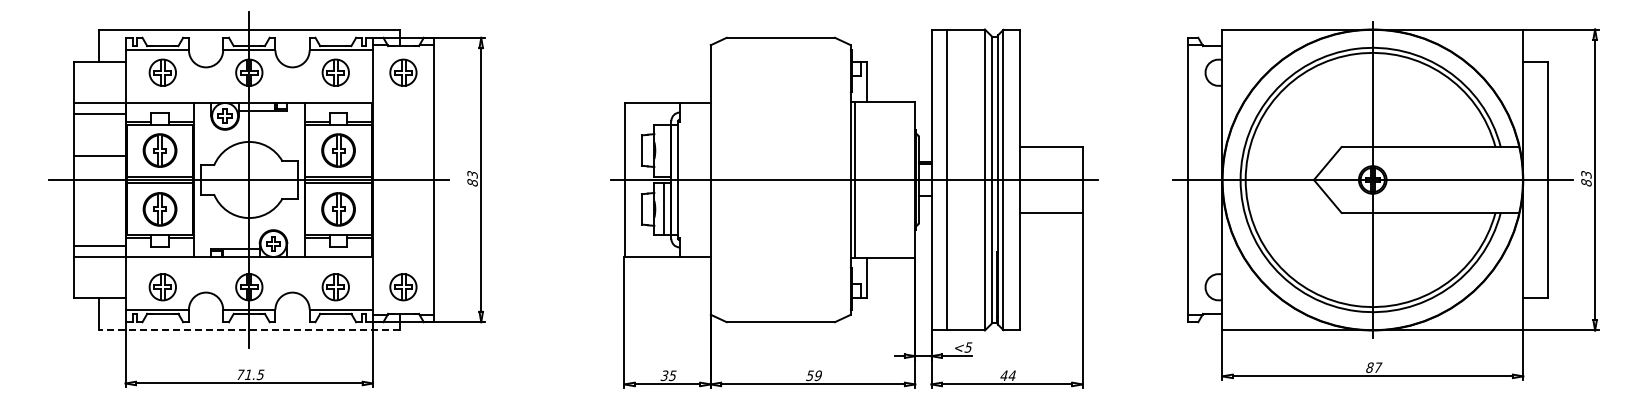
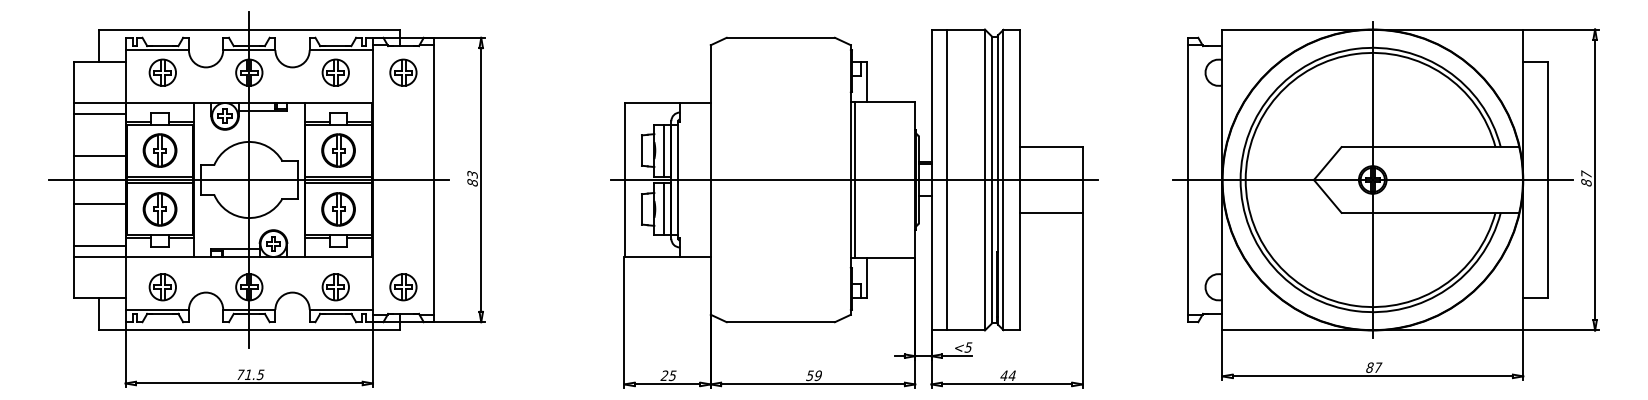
line: none -> present (663, 150)
text: 83 -> 87 (1586, 174)
line: none -> present (99, 204)
line: dashed -> solid (248, 330)
text: 35 -> 25 (664, 376)
